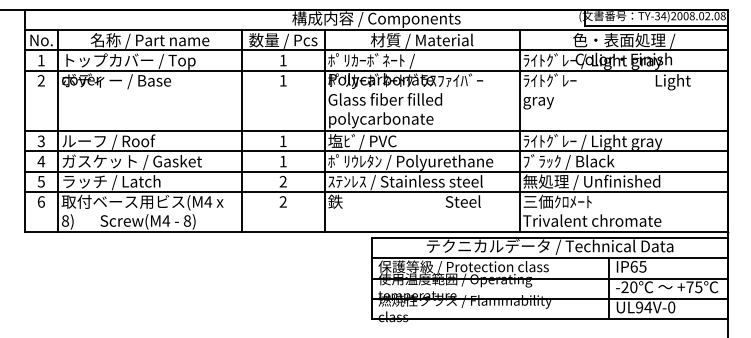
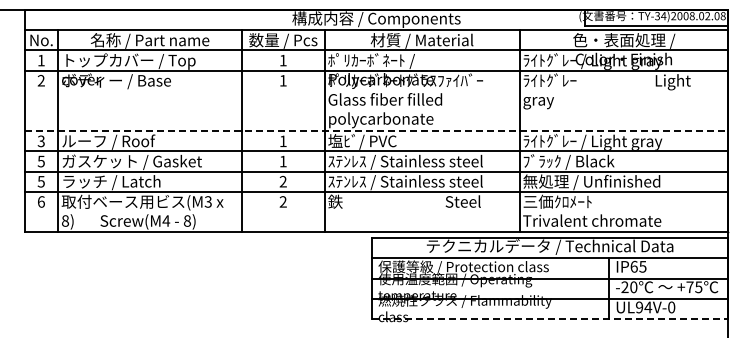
line: solid -> dashed (376, 131)
text: 4 -> 5 (41, 161)
text: ﾎﾟﾘｳﾚﾀﾝ / Polyurethane -> ｽﾃﾝﾚｽ / Stainless steel (410, 162)
text: (M4 -> (M3 (208, 201)
line: solid -> dashed (550, 318)
